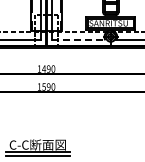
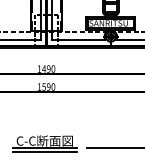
line: dashed -> solid (78, 40)
part position: (37, 147) -> (44, 143) (44, 143)
line: none -> present (113, 148)
